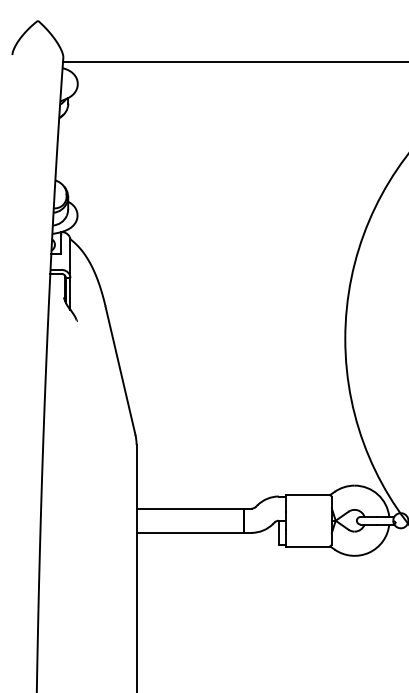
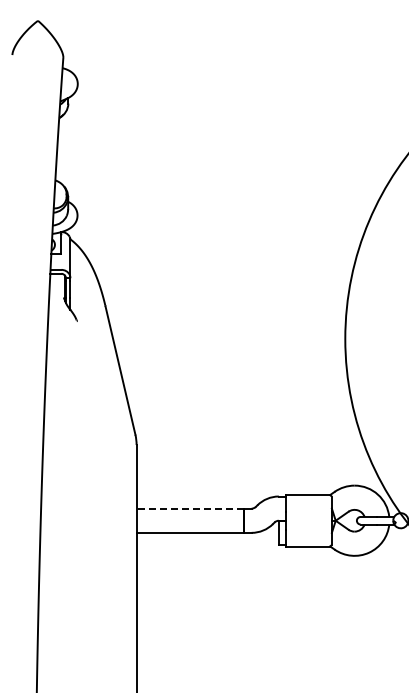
line: present -> none (234, 61)
line: solid -> dashed (190, 508)
